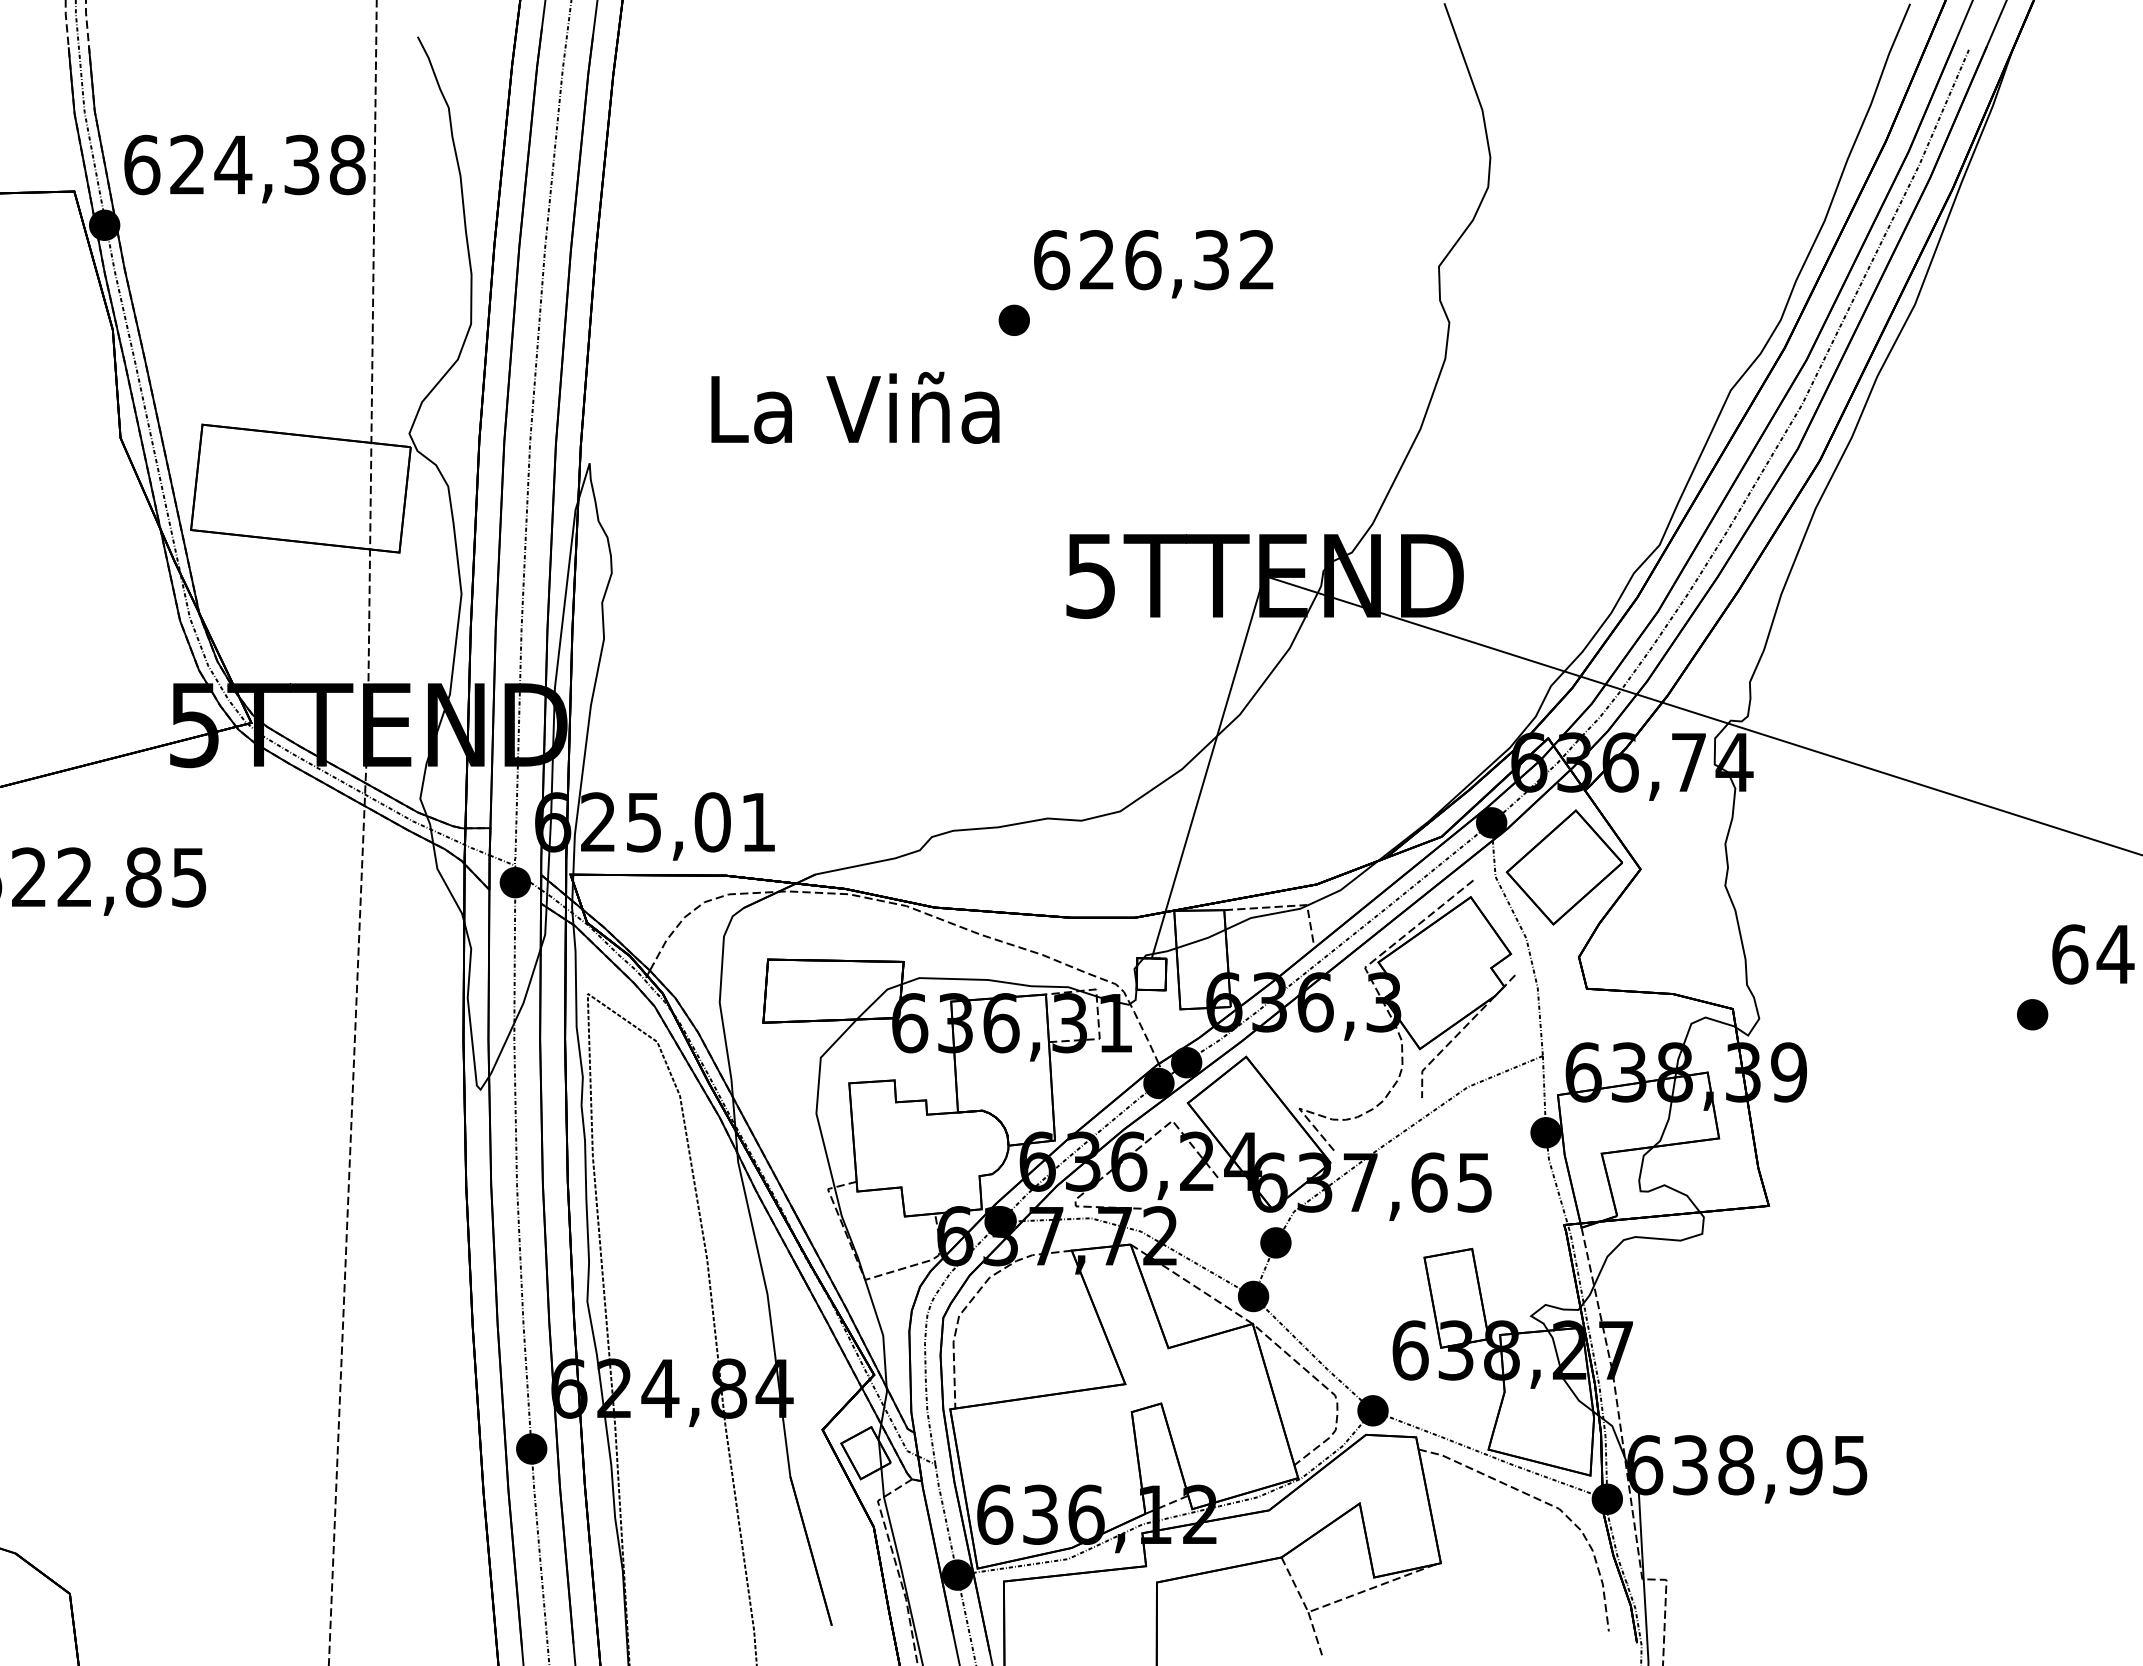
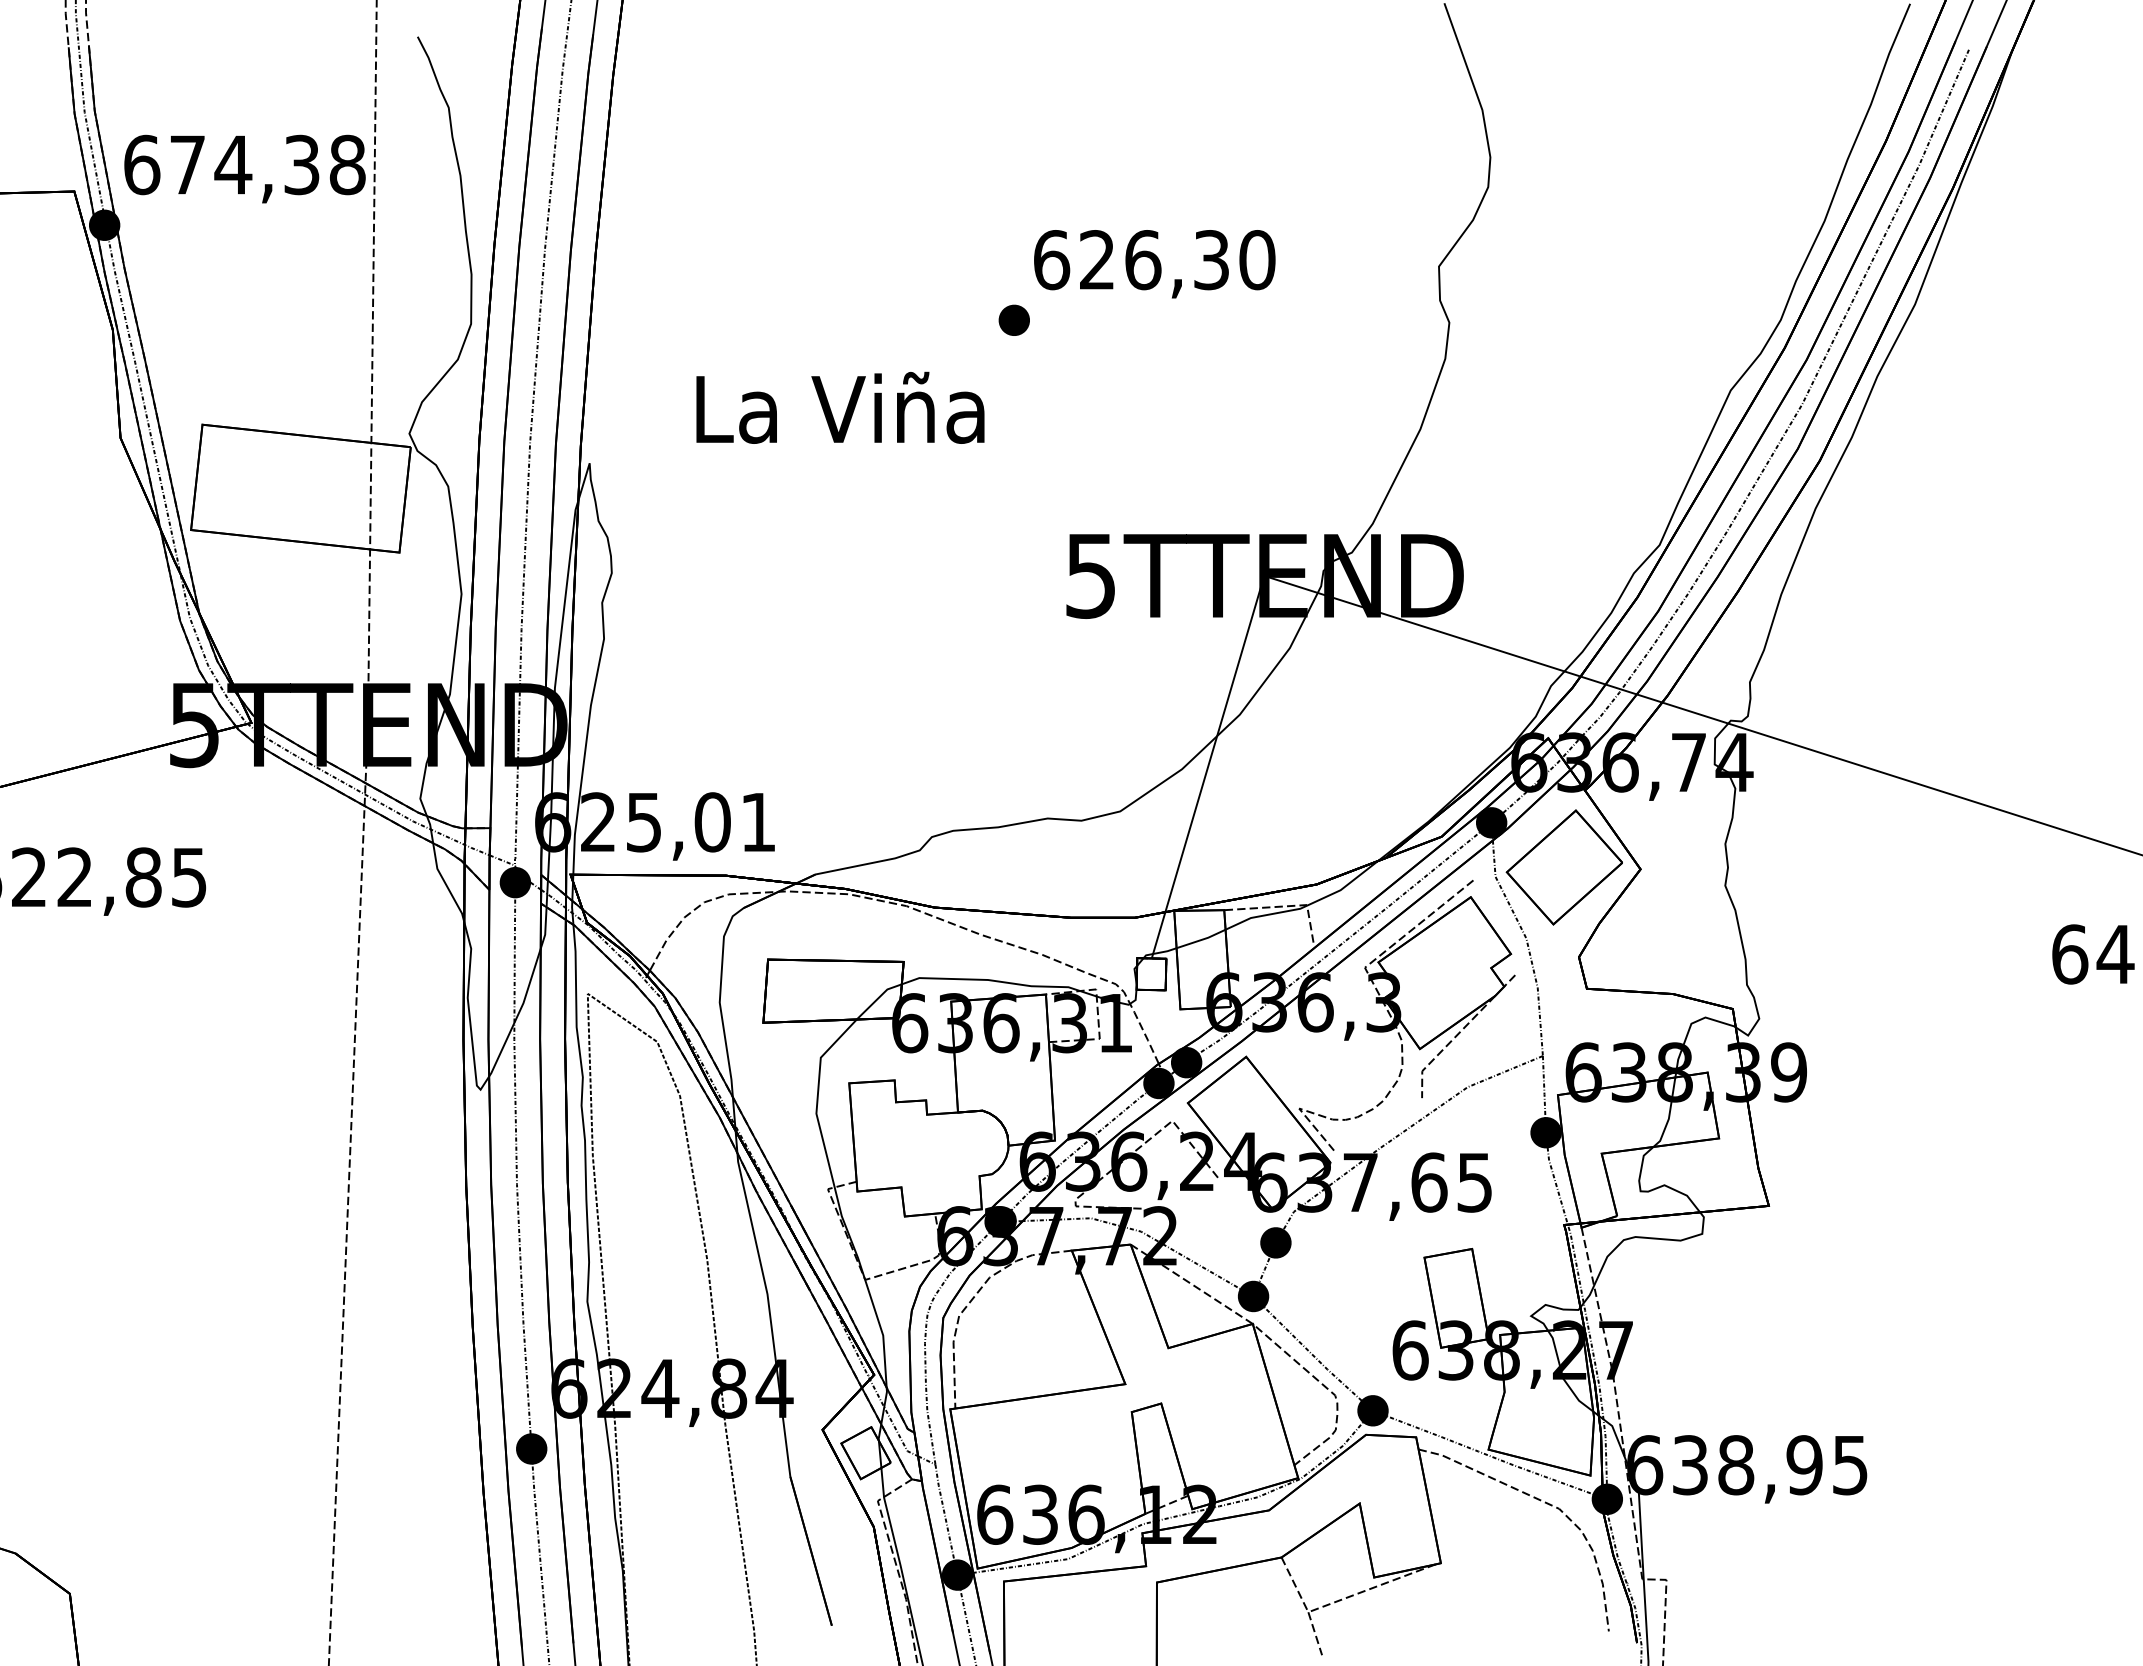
text: 624,38 -> 674,38 (187, 164)
text: 626,32 -> 626,30 (1257, 260)
text position: (855, 407) -> (840, 407) (840, 407)
part: present -> none (2032, 1014)
